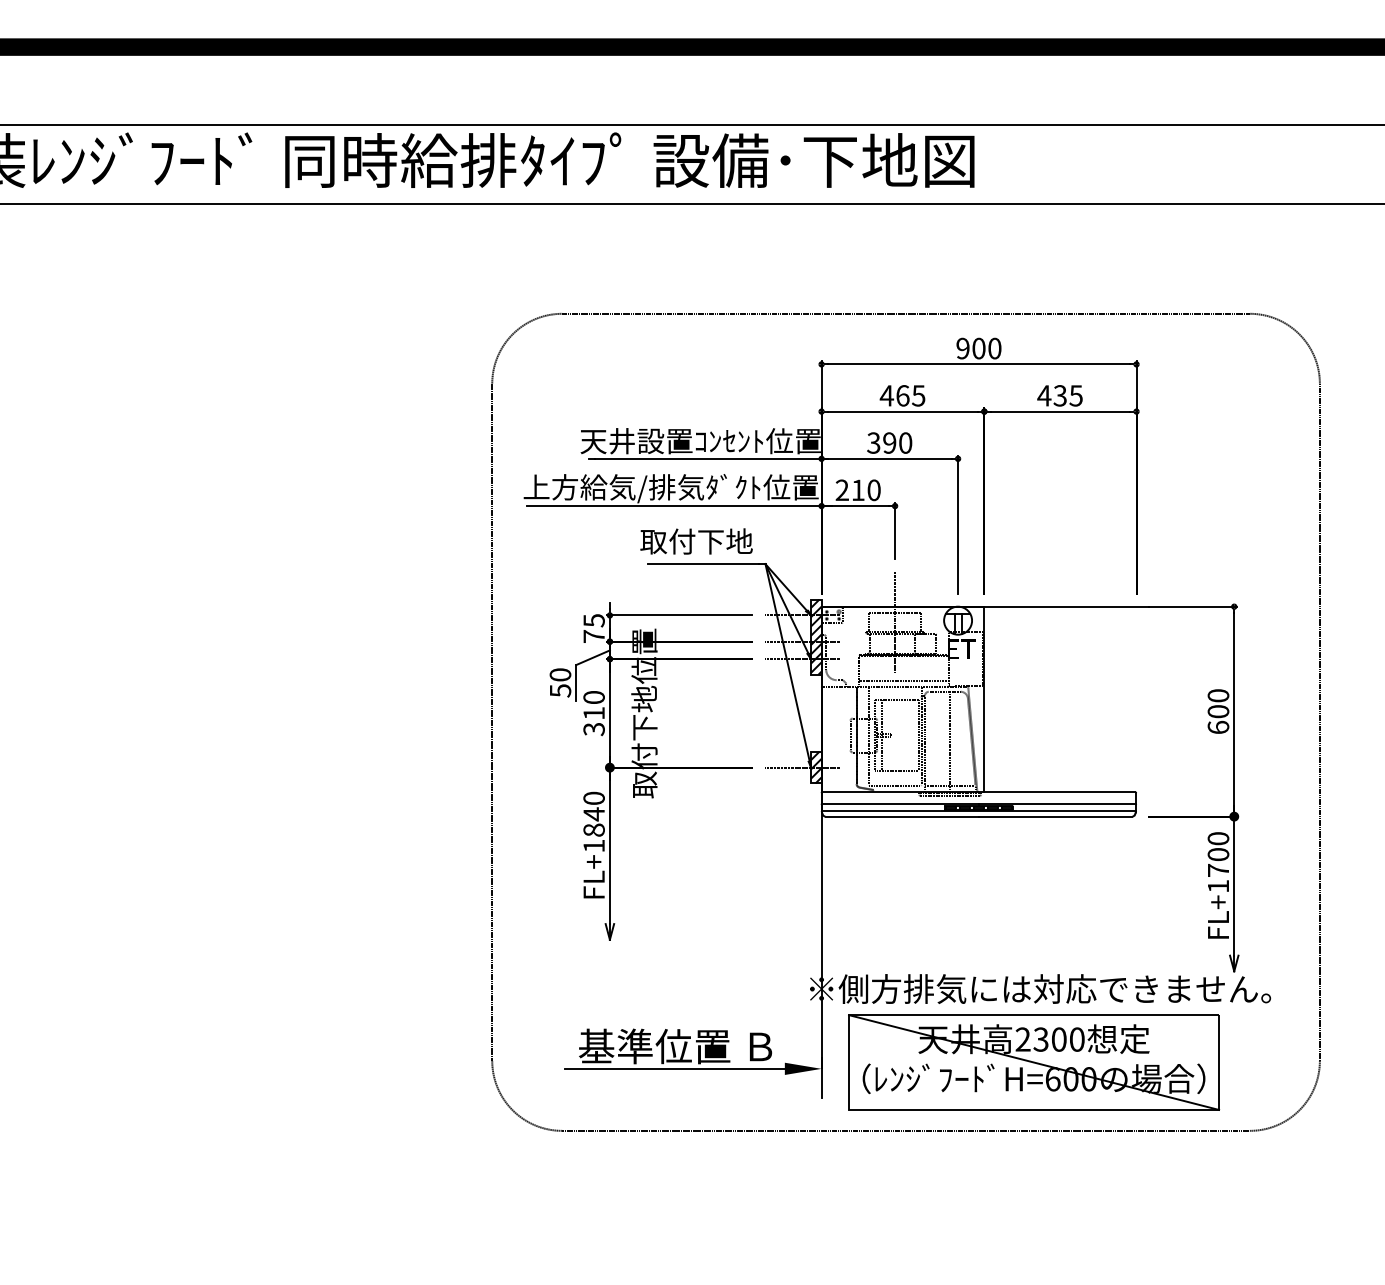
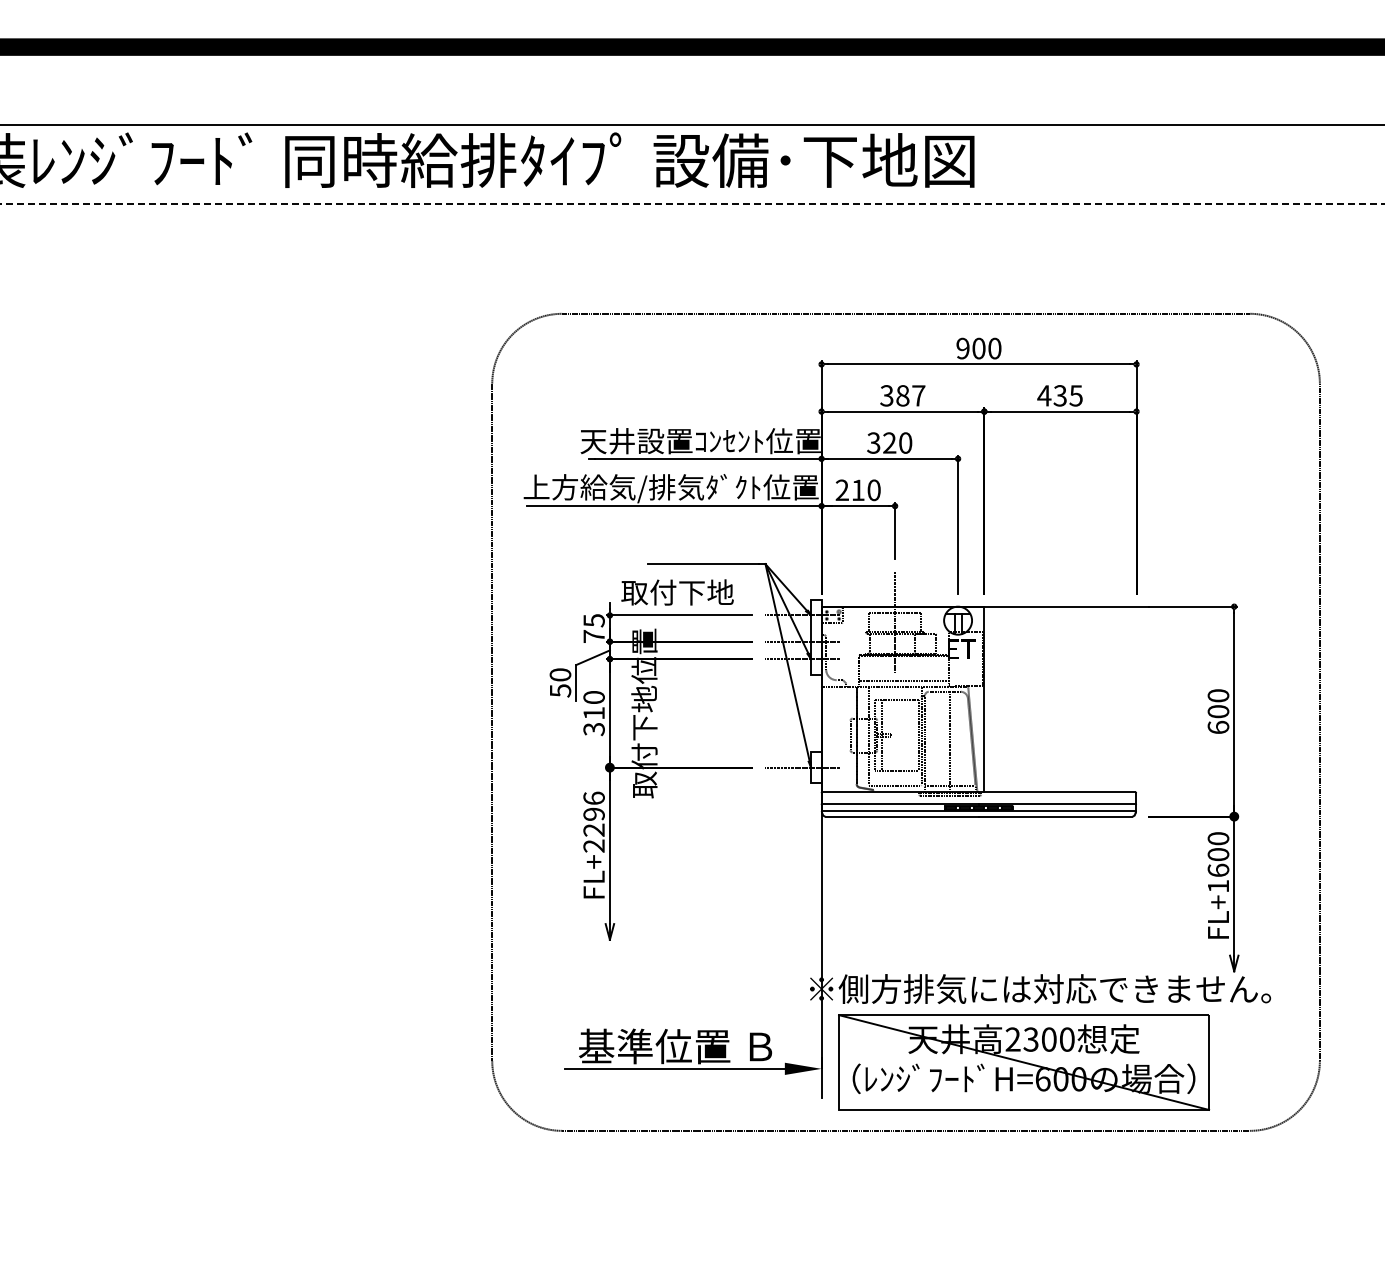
line: solid -> dashed (692, 204)
text: 465 -> 387 (902, 395)
text: 390 -> 320 (889, 442)
text position: (696, 541) -> (677, 592) (677, 592)
hatch: present -> none (816, 636)
hatch: present -> none (816, 767)
text: FL+1840 -> FL+2296 (593, 821)
text: FL+1700 -> FL+1600 (1218, 869)
part position: (1034, 1062) -> (1024, 1062) (1024, 1062)
